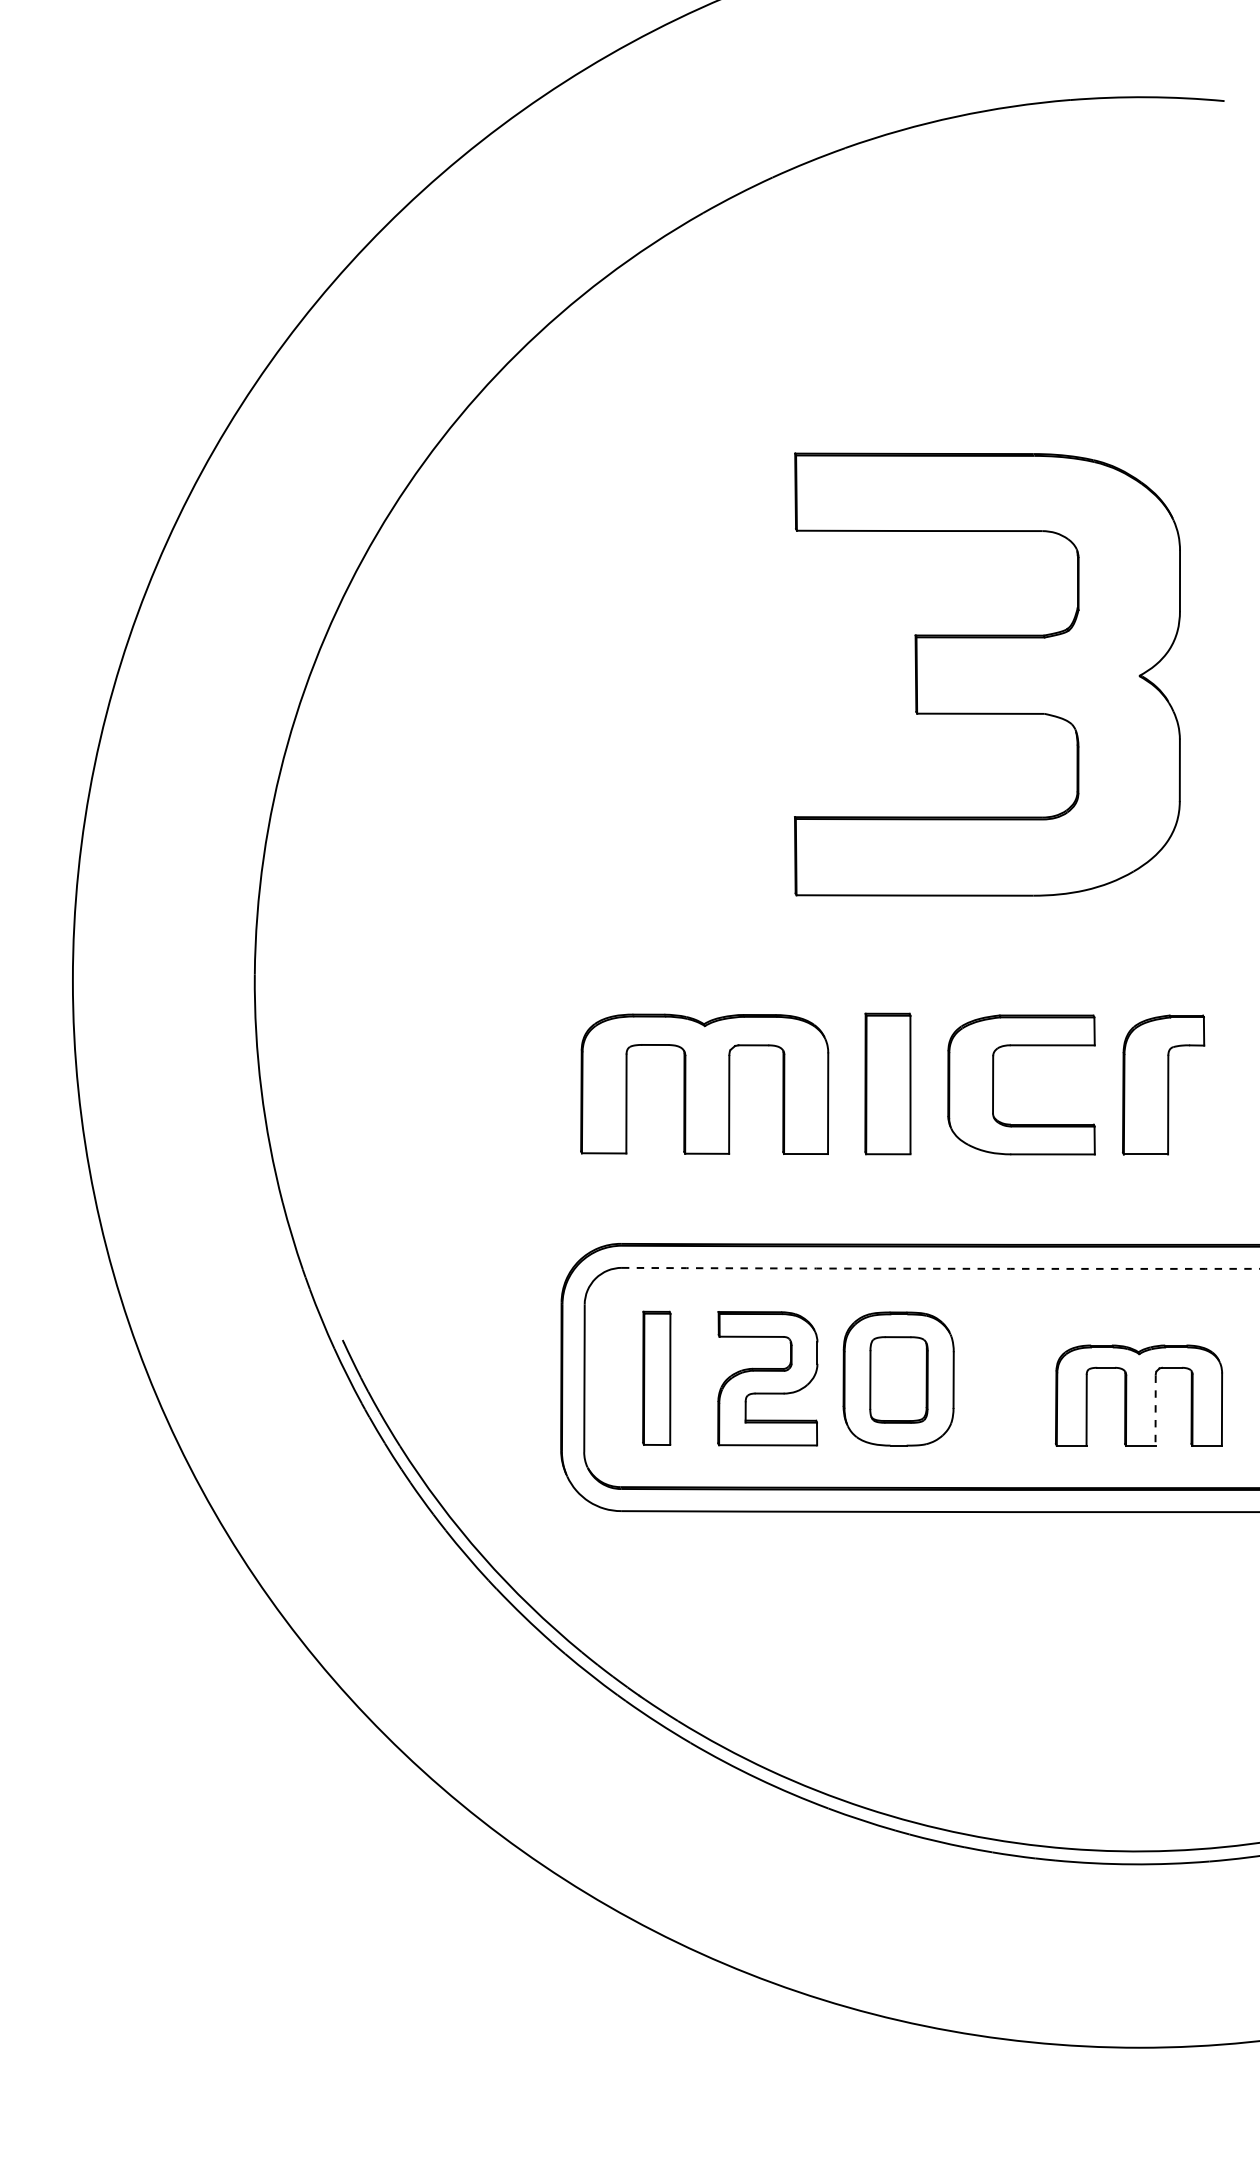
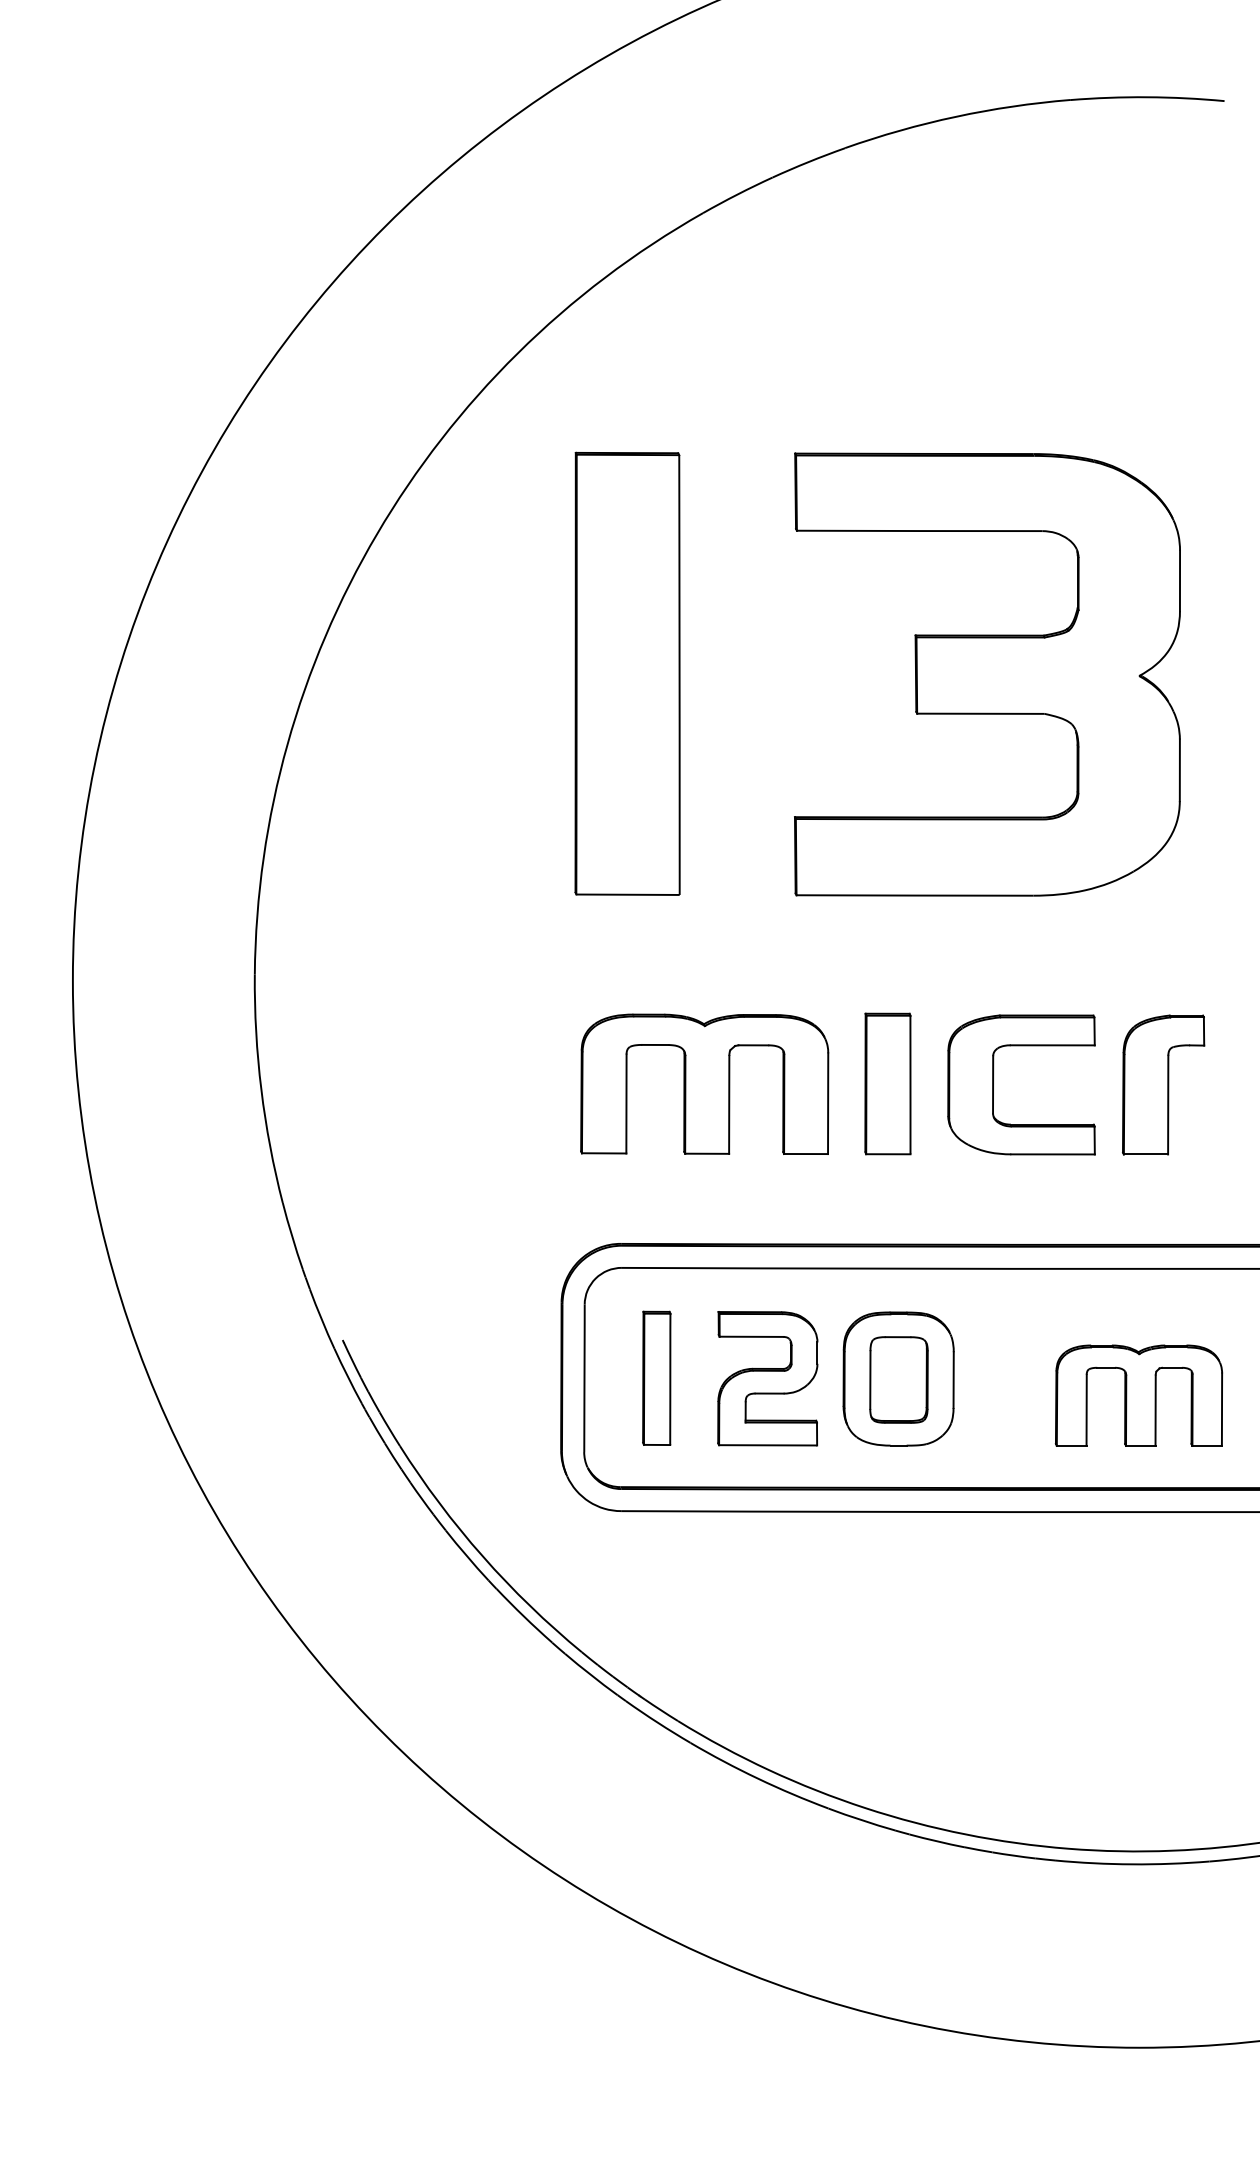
part: none -> present (627, 673)
arc: dashed -> solid (940, 1268)
line: dashed -> solid (1155, 1411)
